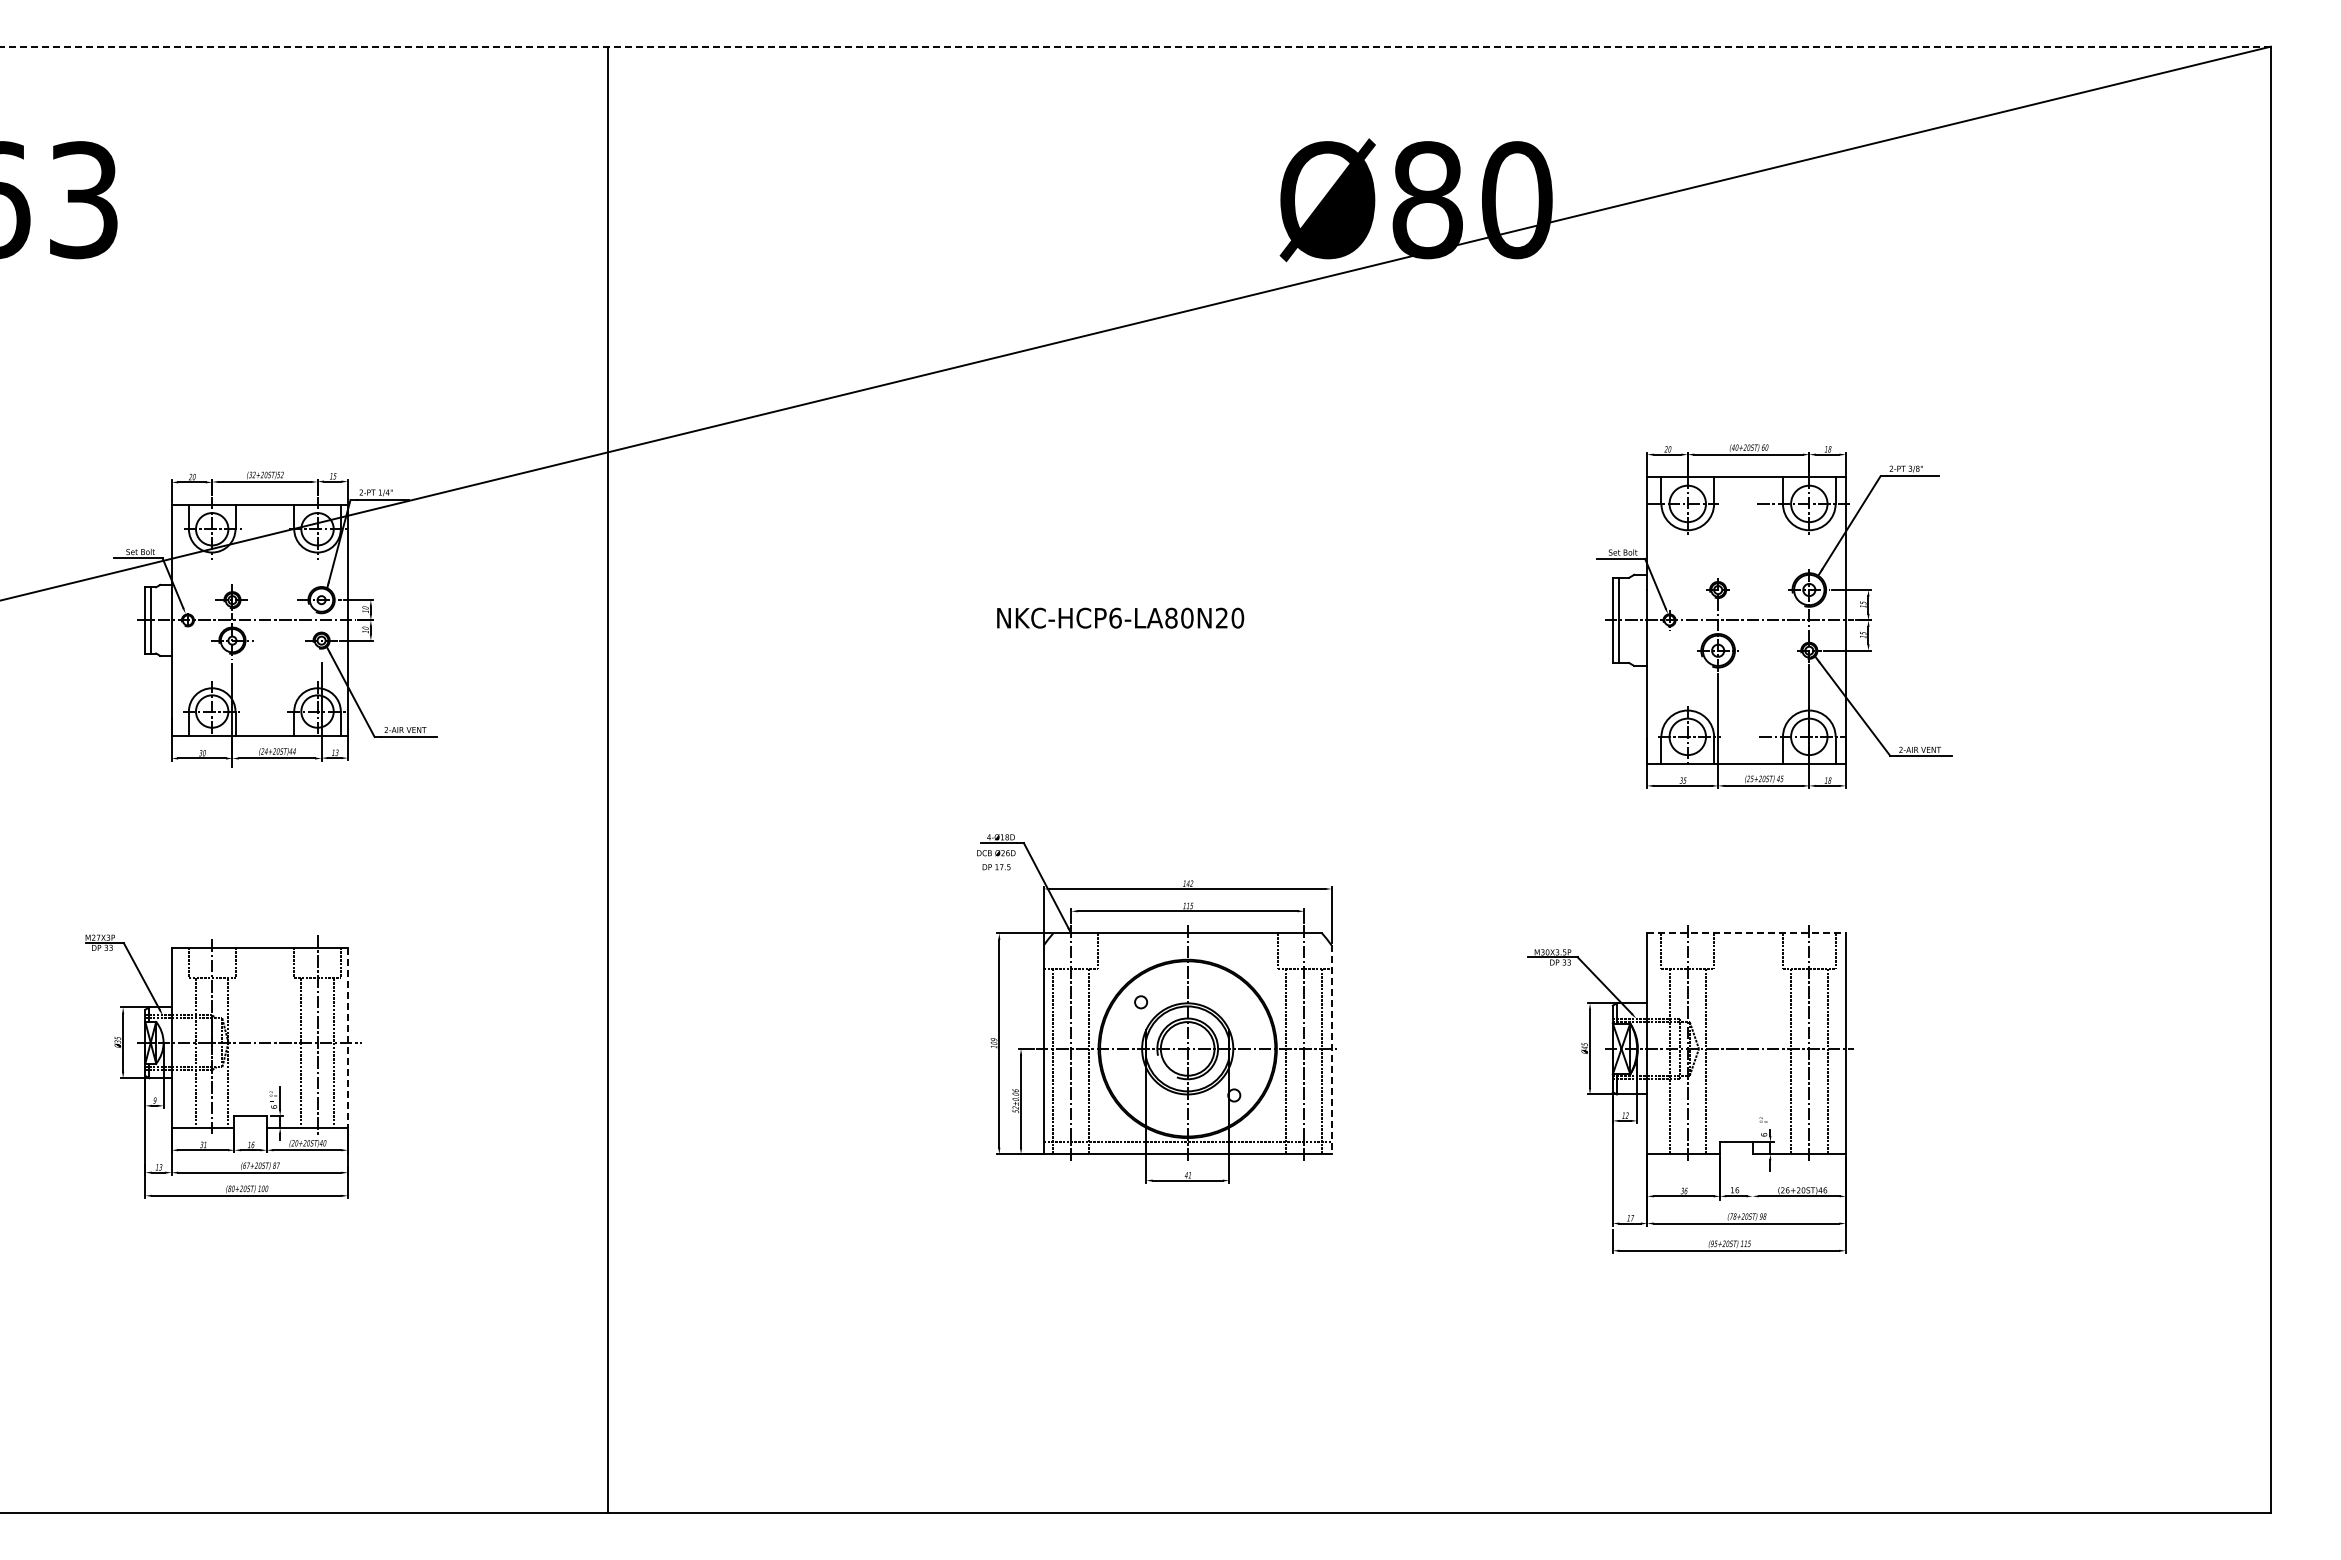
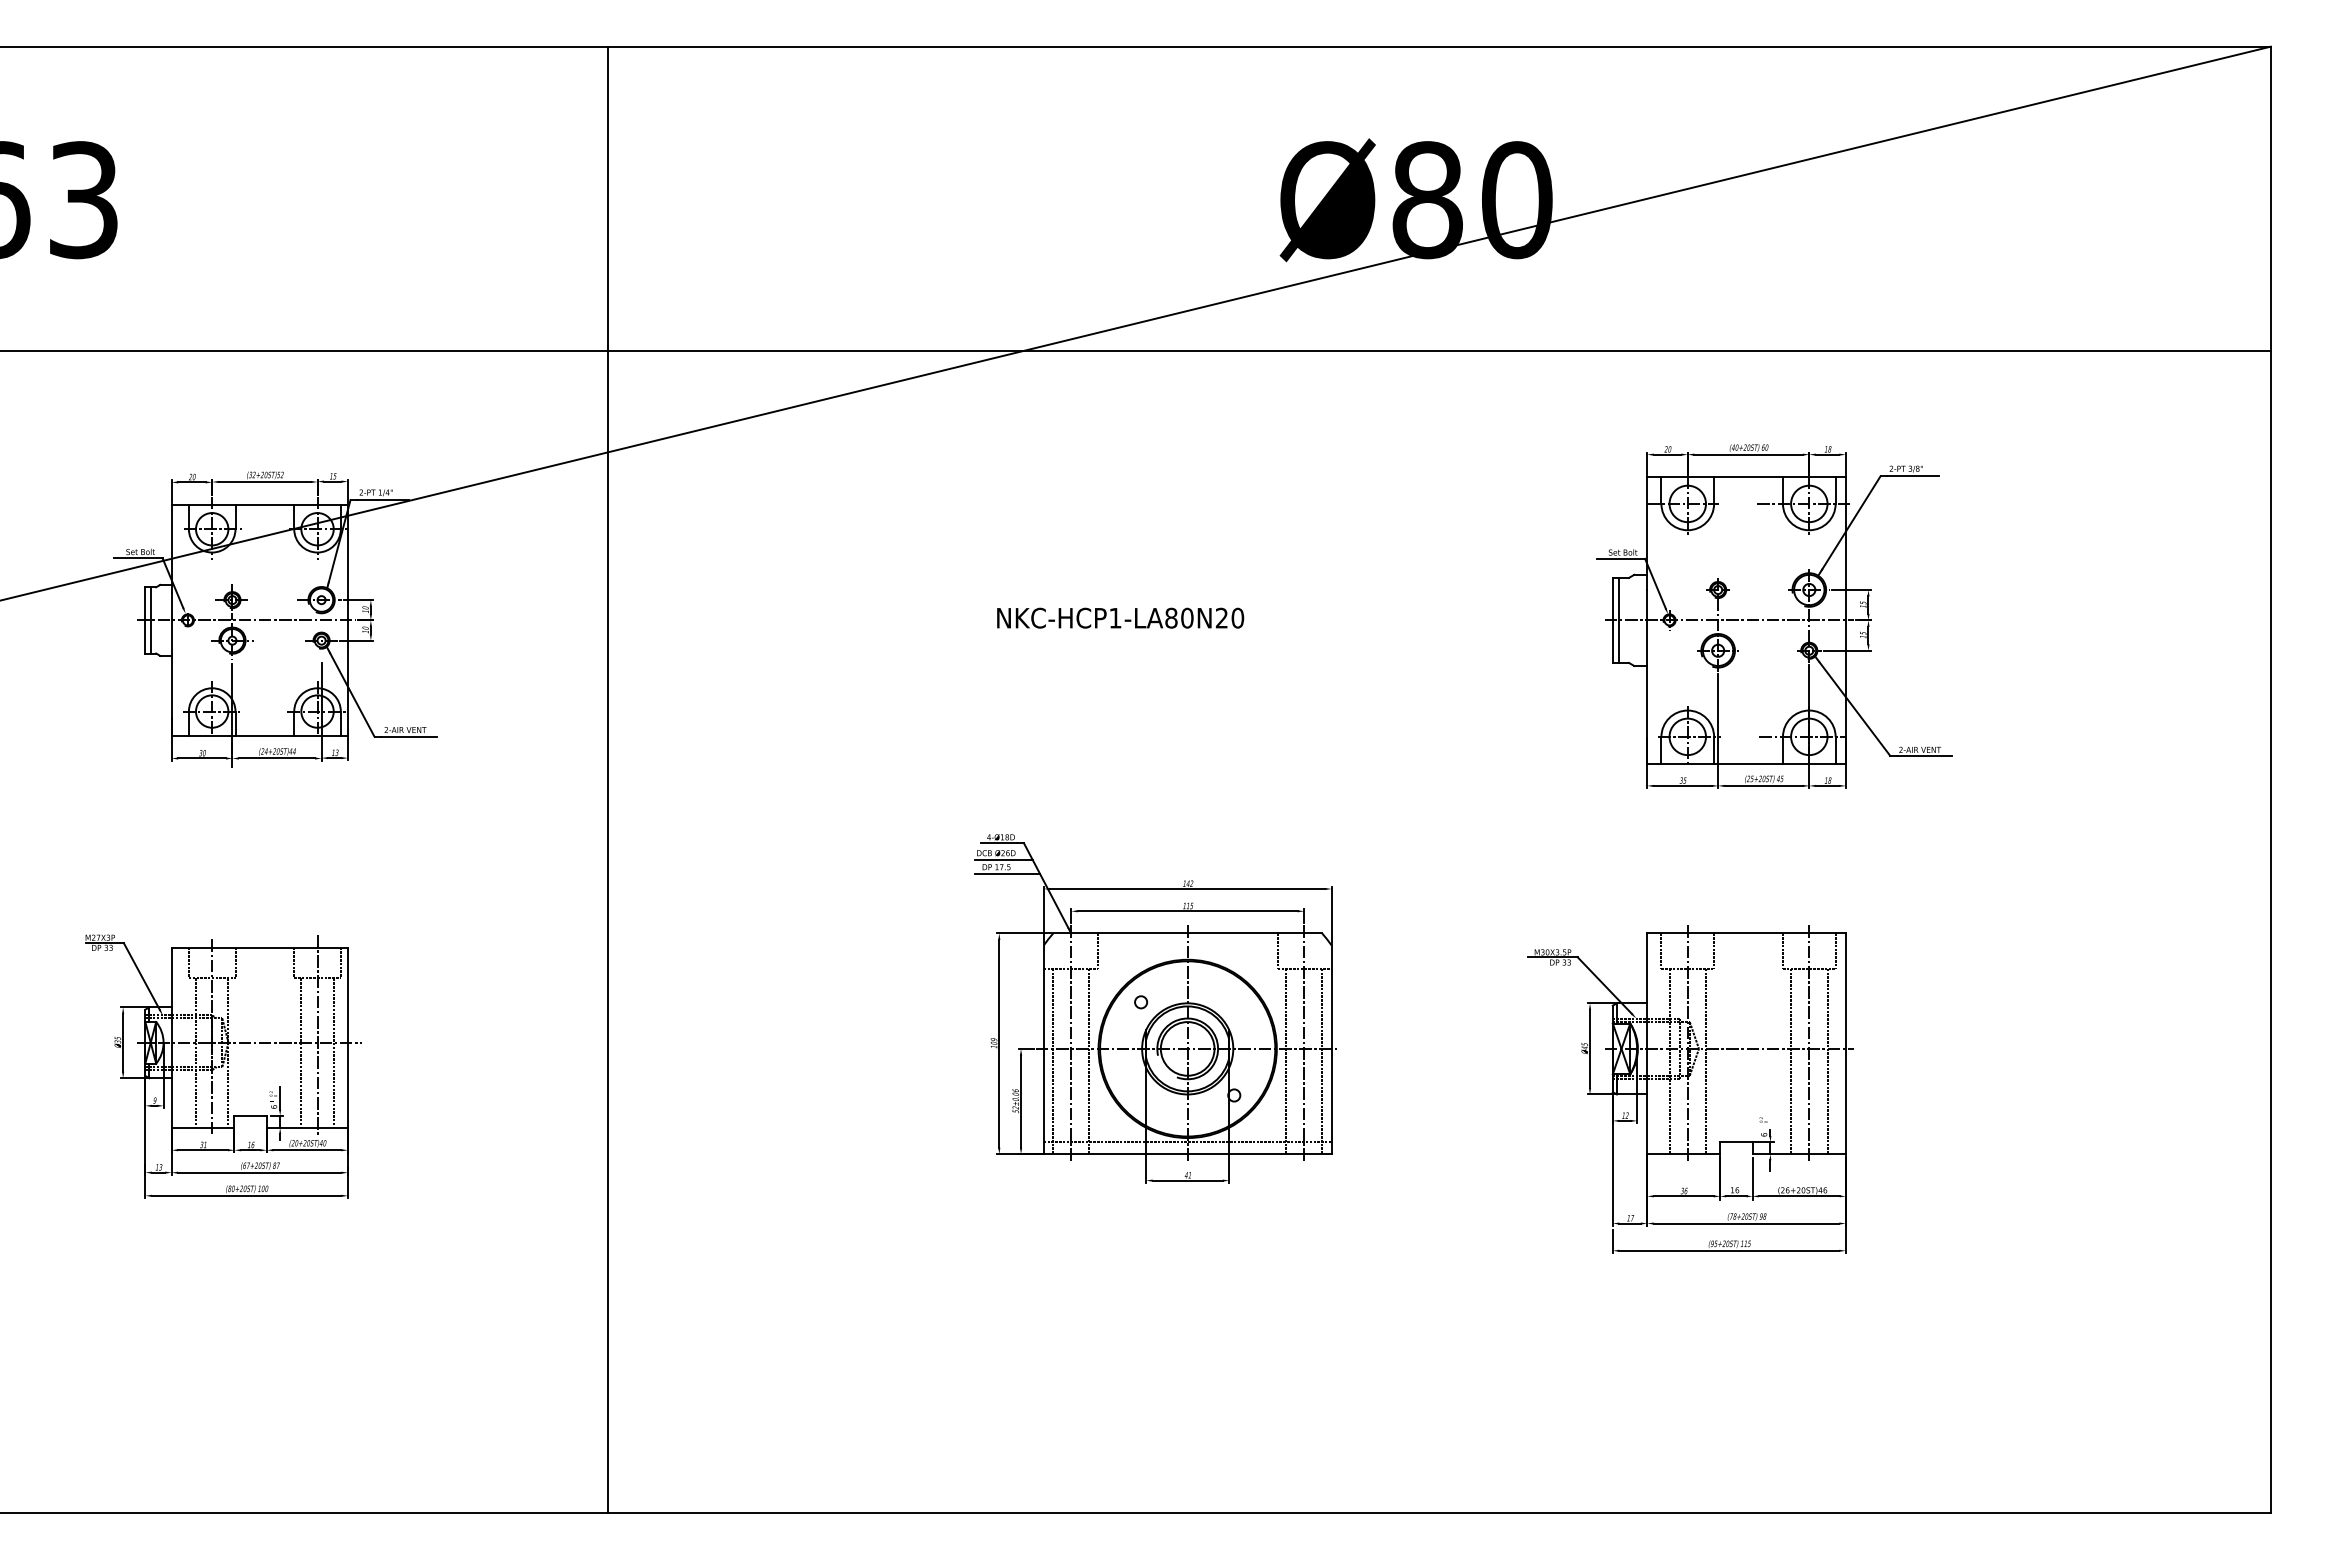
line: dashed -> solid (1135, 46)
line: none -> present (1136, 350)
text: NKC-HCP6-LA80N20 -> NKC-HCP1-LA80N20 (1115, 617)
line: none -> present (1003, 860)
line: none -> present (1007, 874)
line: dashed -> solid (1747, 933)
line: dashed -> solid (347, 1038)
line: dashed -> solid (1331, 1050)
line: none -> present (1752, 1179)
